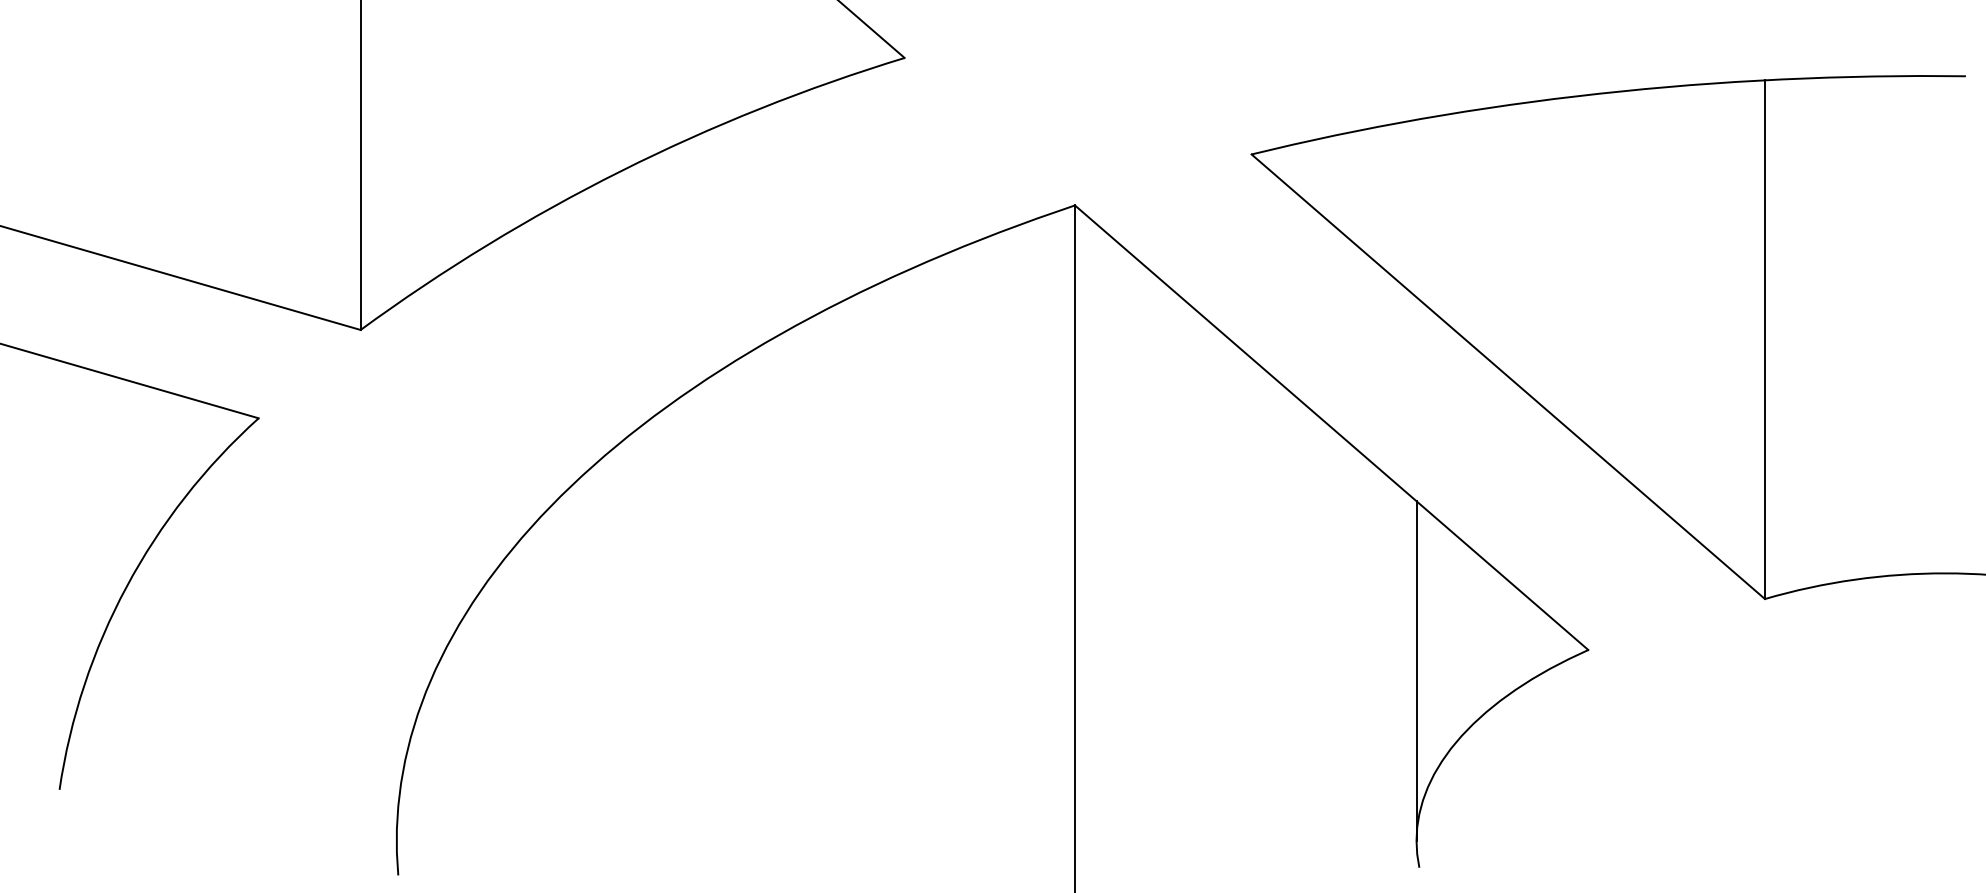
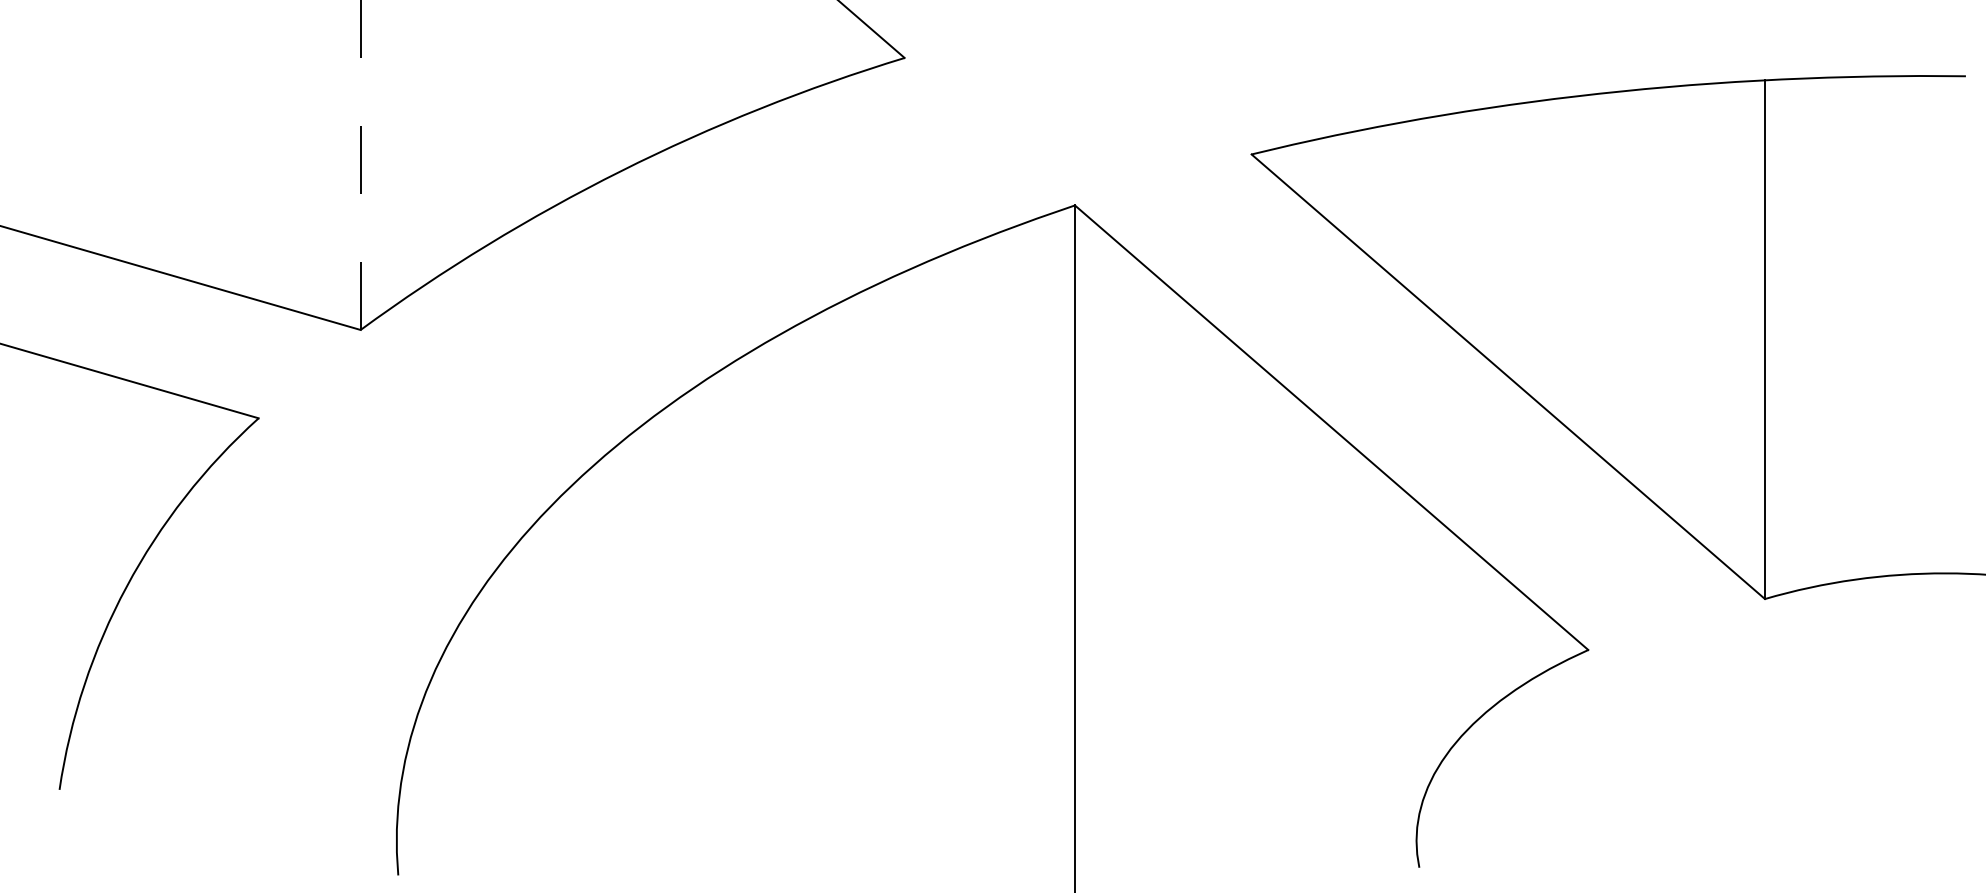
line: solid -> dashed (360, 165)
line: present -> none (1416, 670)
